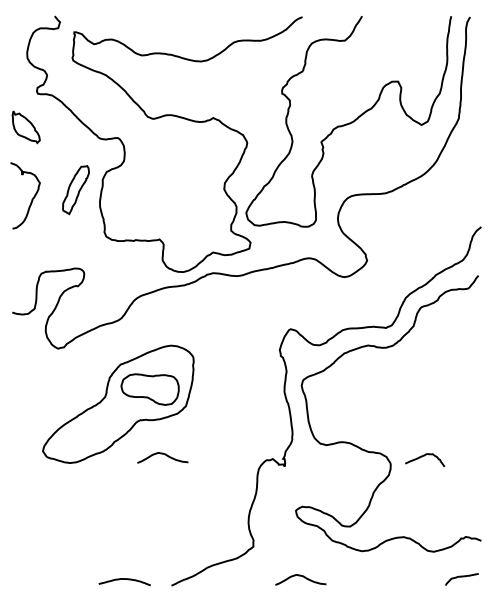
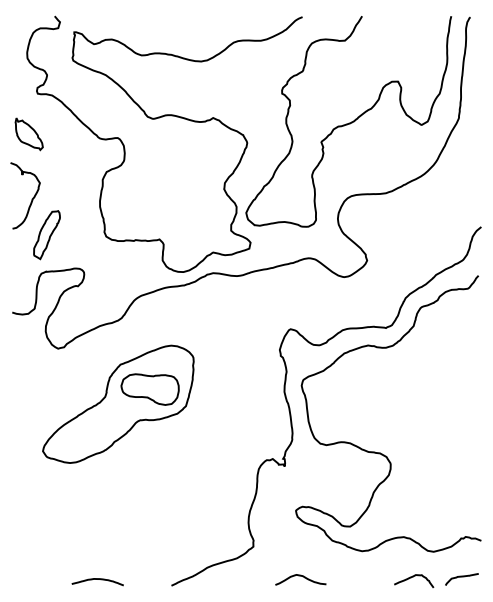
part position: (25, 127) -> (28, 134) (28, 134)
part position: (75, 190) -> (46, 235) (46, 235)
curve: present -> none (162, 454)
curve position: (424, 456) -> (413, 577) (413, 577)
curve position: (124, 579) -> (97, 579) (97, 579)
